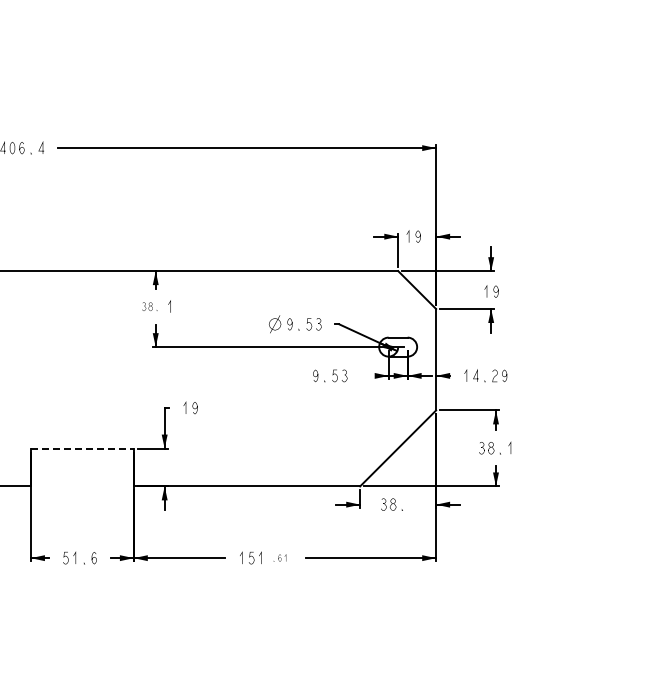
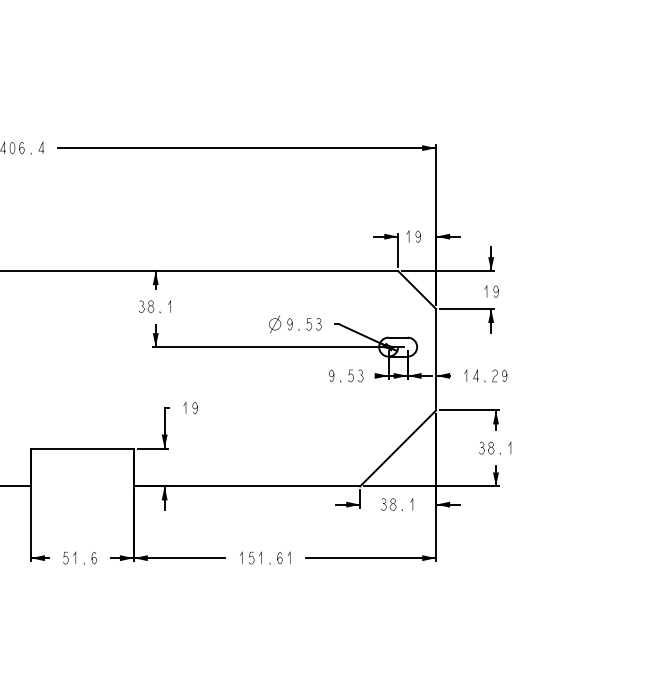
part size: 16x9 px -> 22x13 px (149, 306)
part position: (330, 375) -> (346, 375) (346, 375)
line: dashed -> solid (82, 448)
line: none -> present (412, 504)
part size: 14x8 px -> 22x14 px (279, 557)
